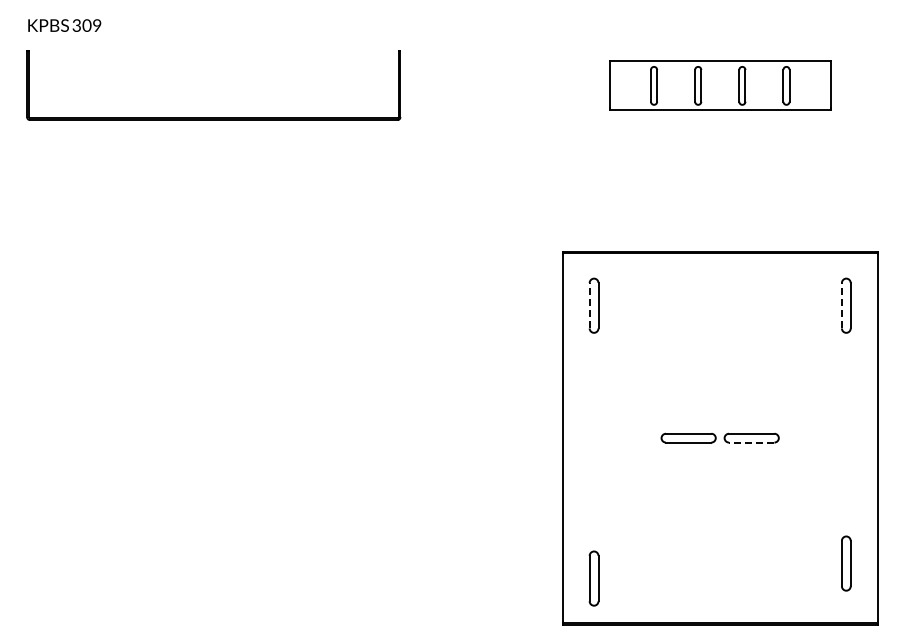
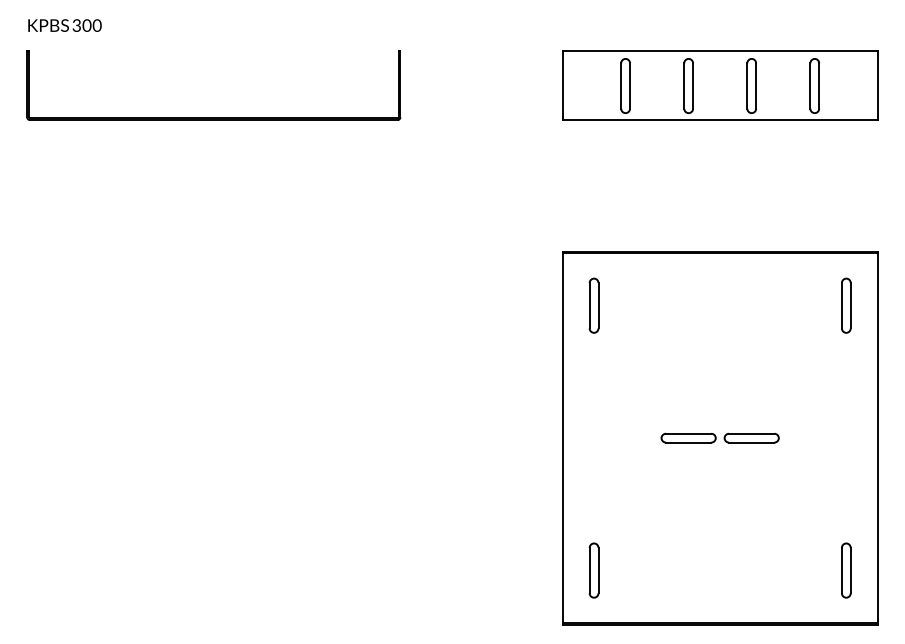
text: 309 -> 300 (96, 26)
part size: 223x51 px -> 317x71 px (720, 85)
line: dashed -> solid (589, 305)
line: dashed -> solid (841, 305)
line: dashed -> solid (751, 442)
part position: (846, 563) -> (846, 570) (846, 570)
part position: (593, 578) -> (593, 570) (593, 570)
